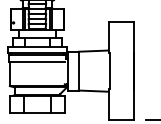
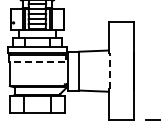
line: solid -> dashed (36, 62)
line: solid -> dashed (110, 70)
